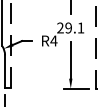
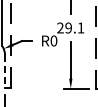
text: R4 -> R0 (53, 40)
line: solid -> dashed (5, 72)
